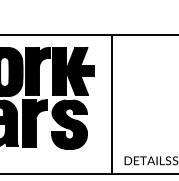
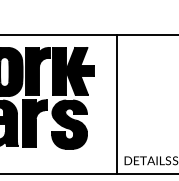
line position: (111, 103) -> (116, 103) (116, 103)
